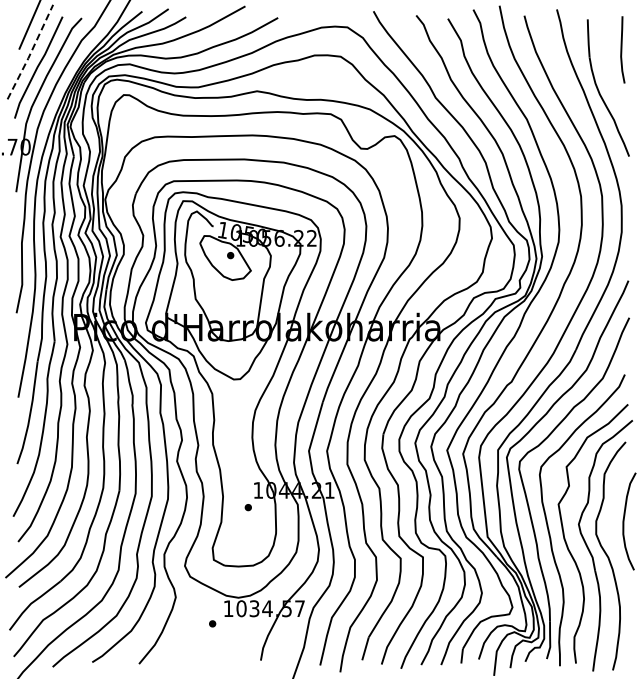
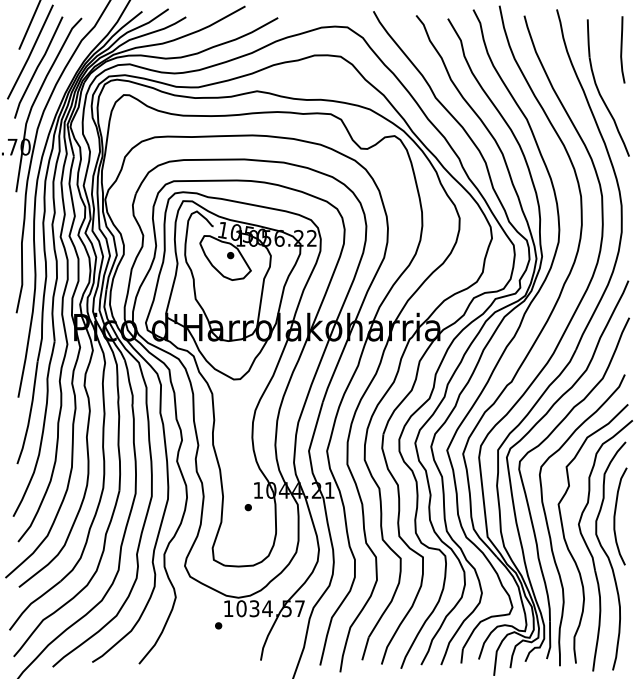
line: dashed -> solid (31, 52)
curve position: (624, 521) -> (615, 516) (615, 516)
part position: (212, 623) -> (218, 625) (218, 625)
